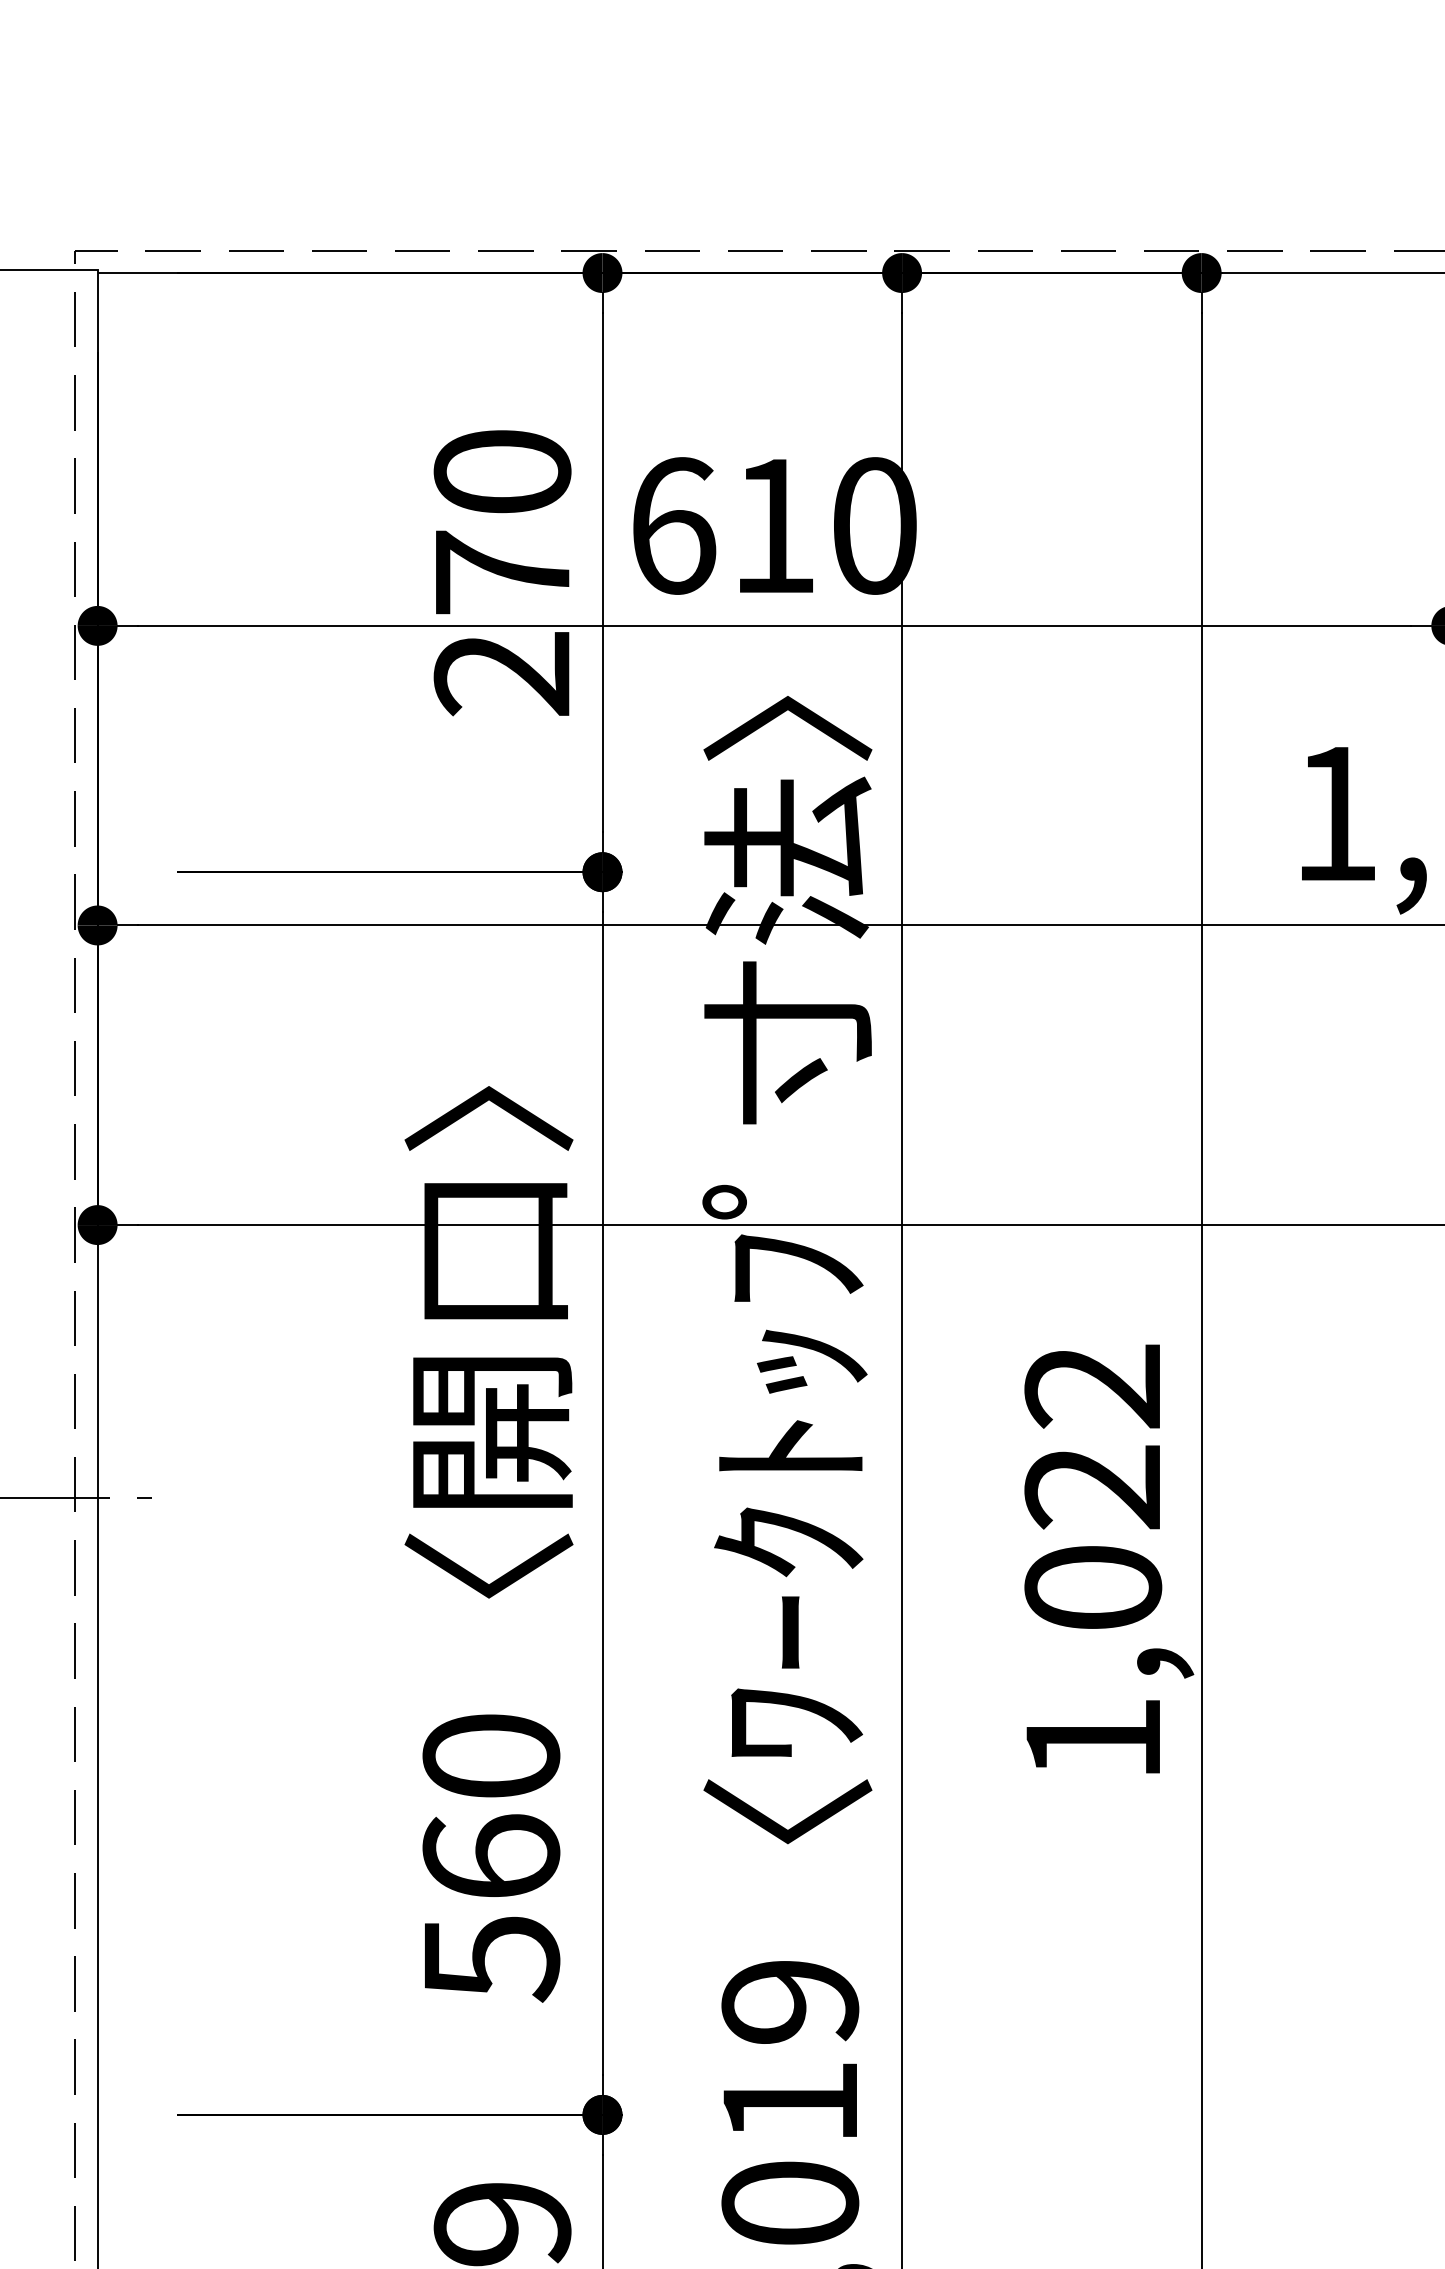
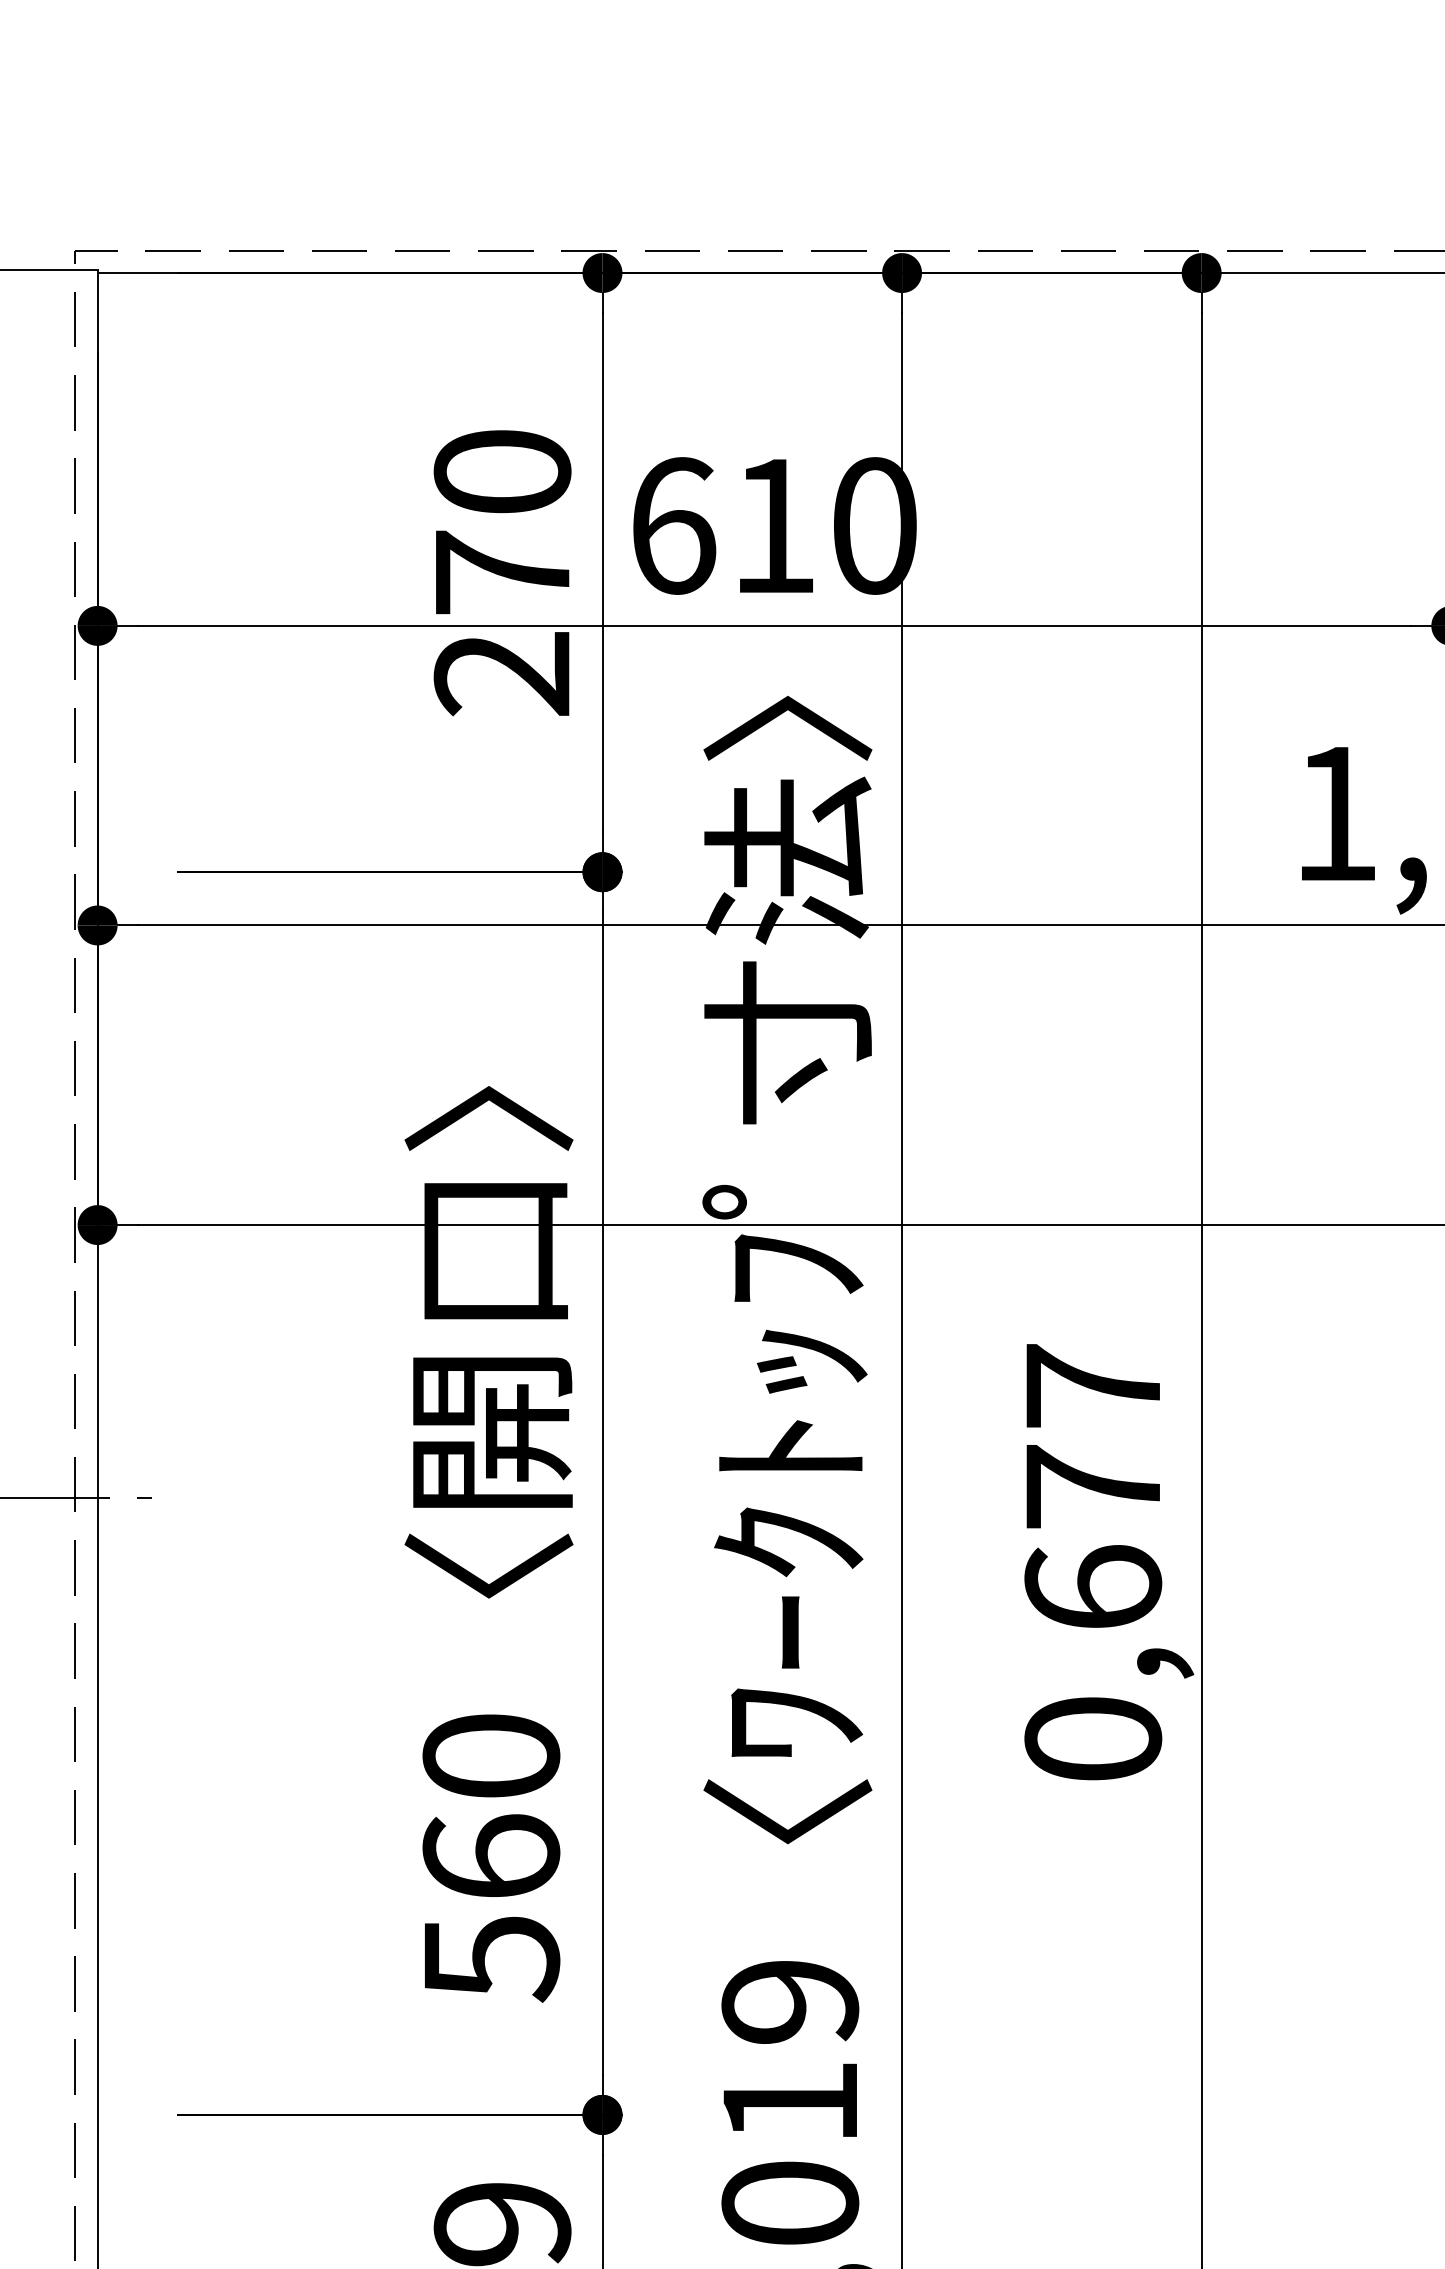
text: 1,022 -> 0,677 (1093, 1562)
